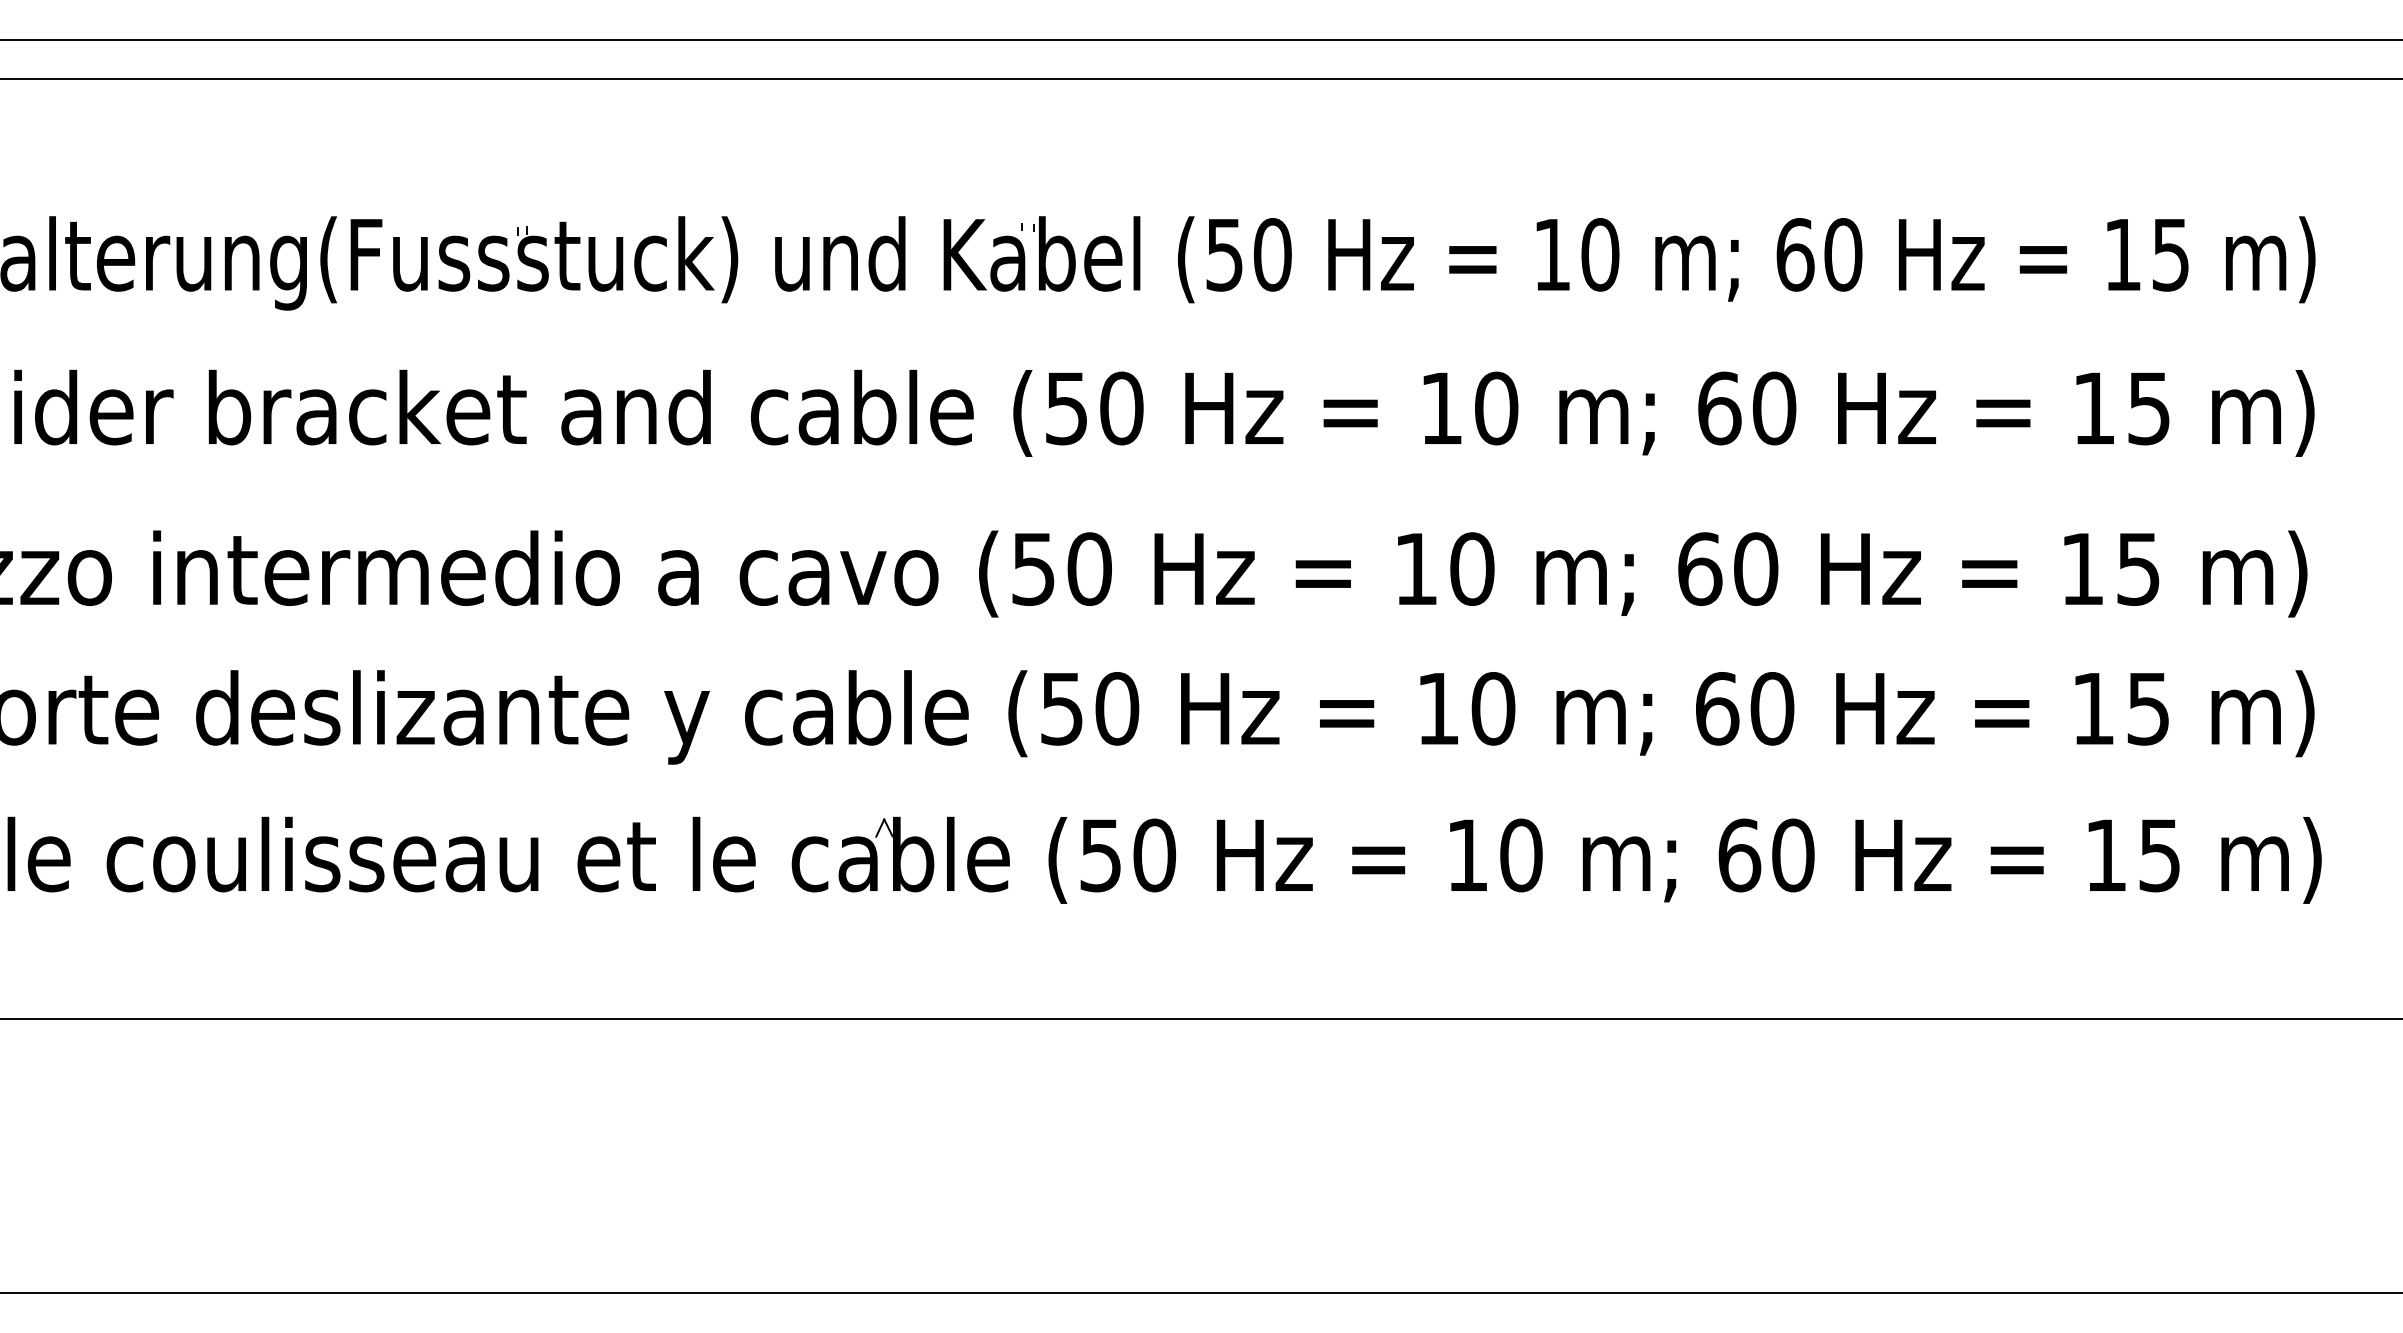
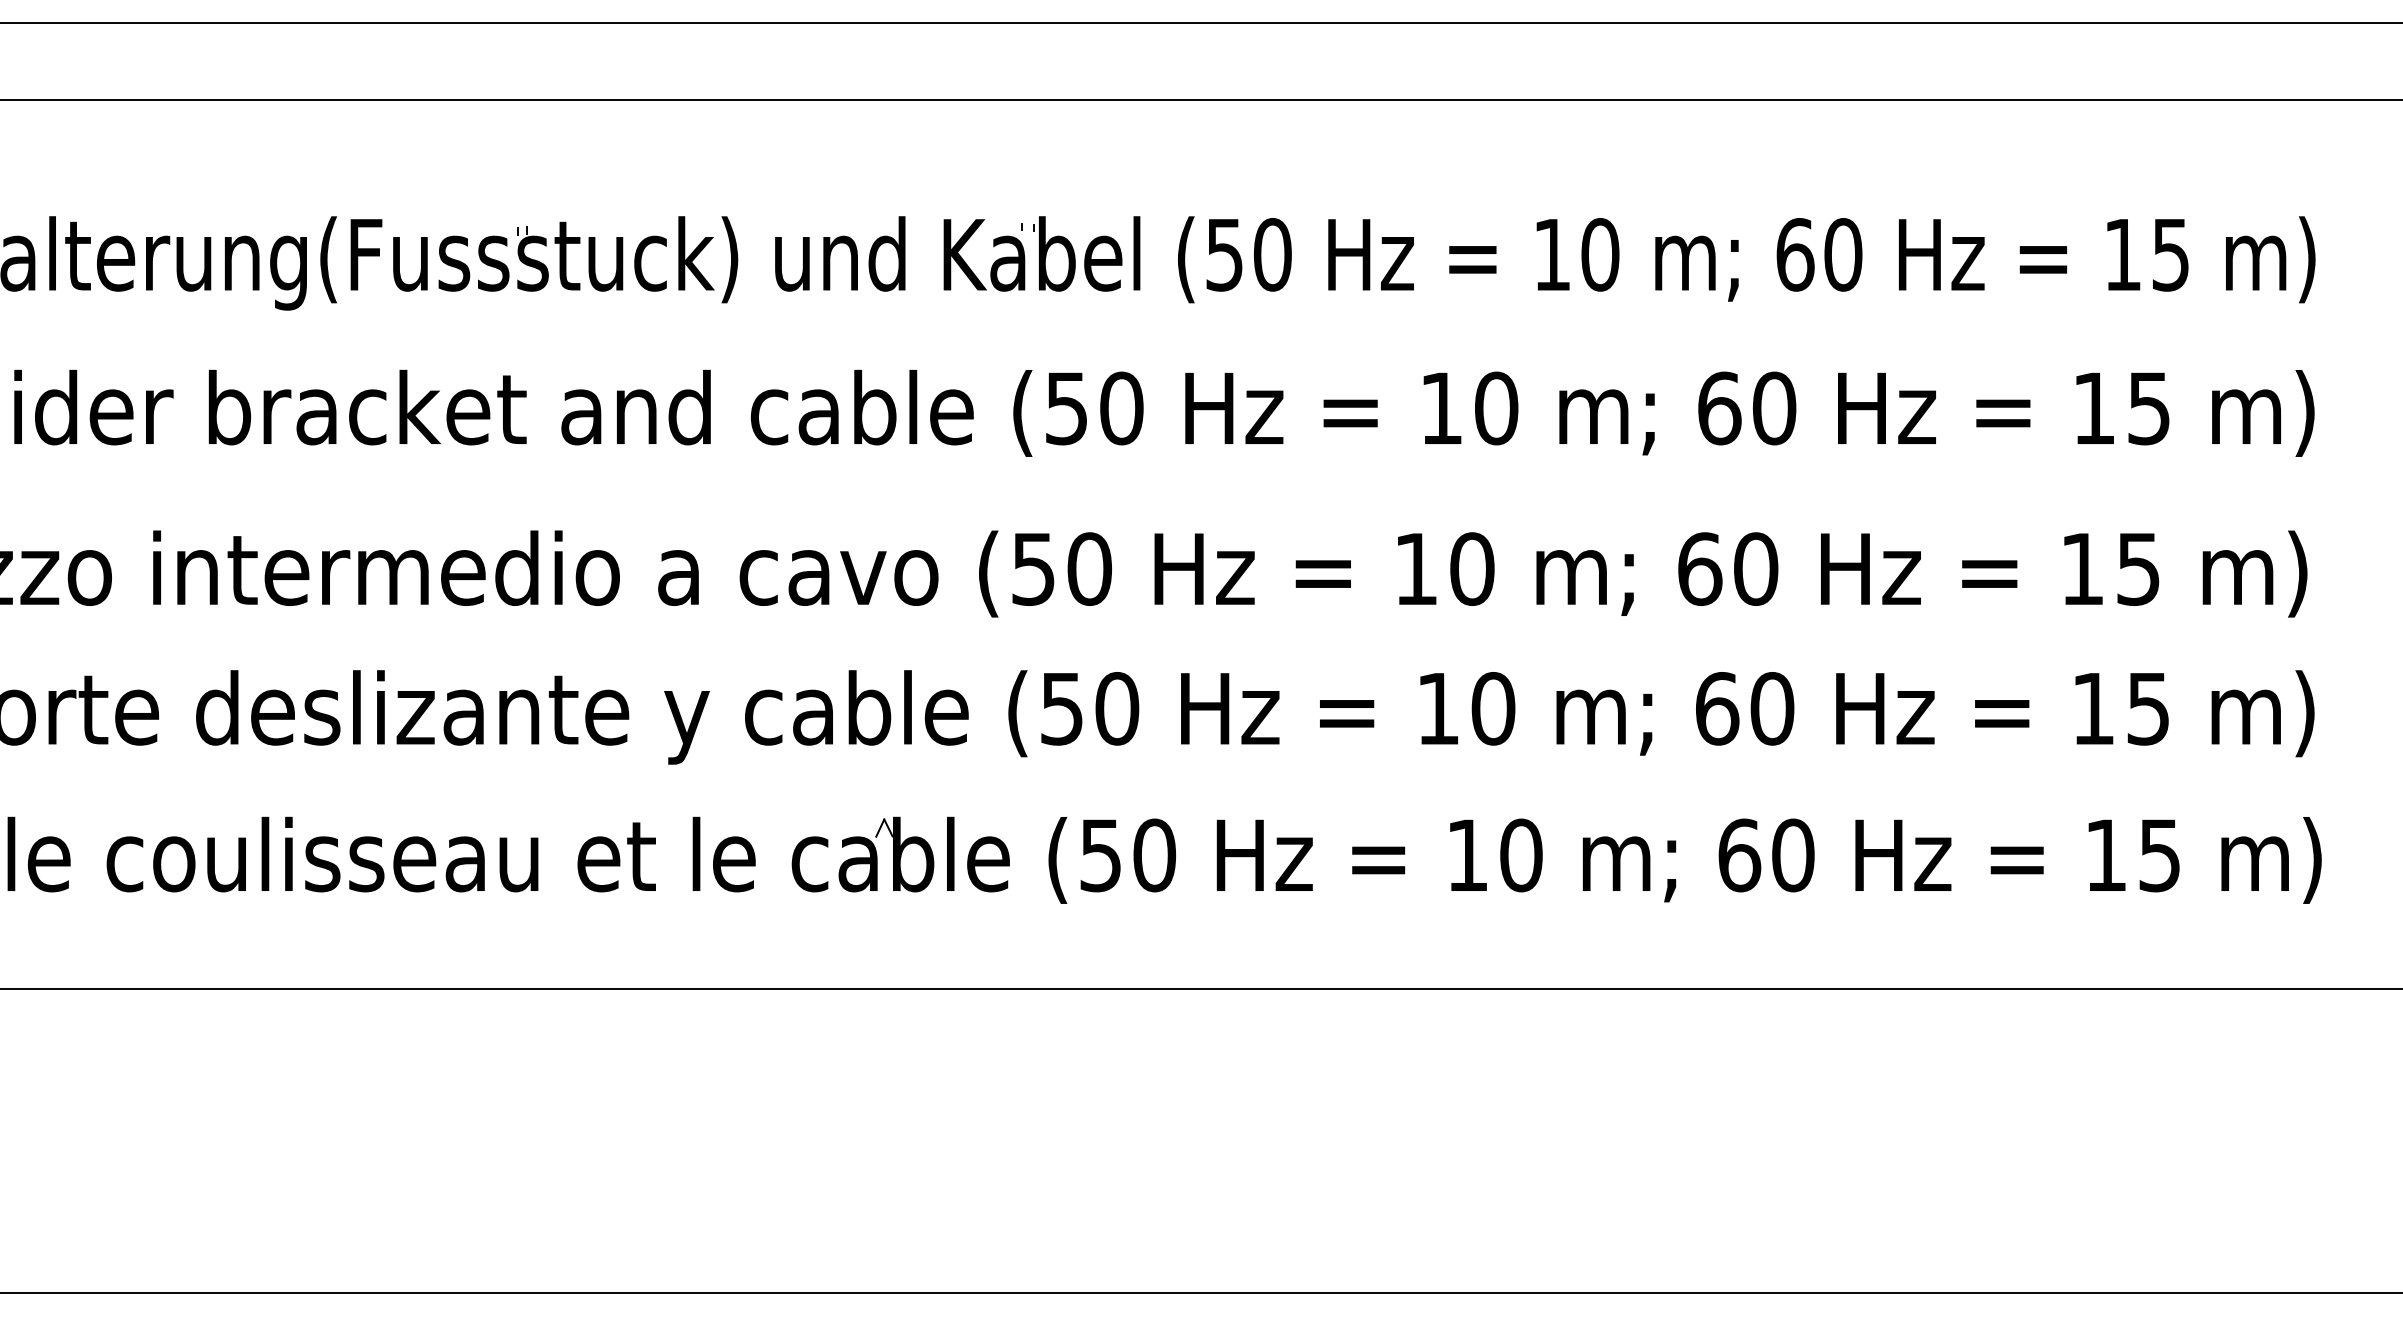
line position: (1200, 39) -> (1200, 22) (1200, 22)
line position: (1200, 79) -> (1200, 100) (1200, 100)
line position: (1200, 1018) -> (1200, 988) (1200, 988)
